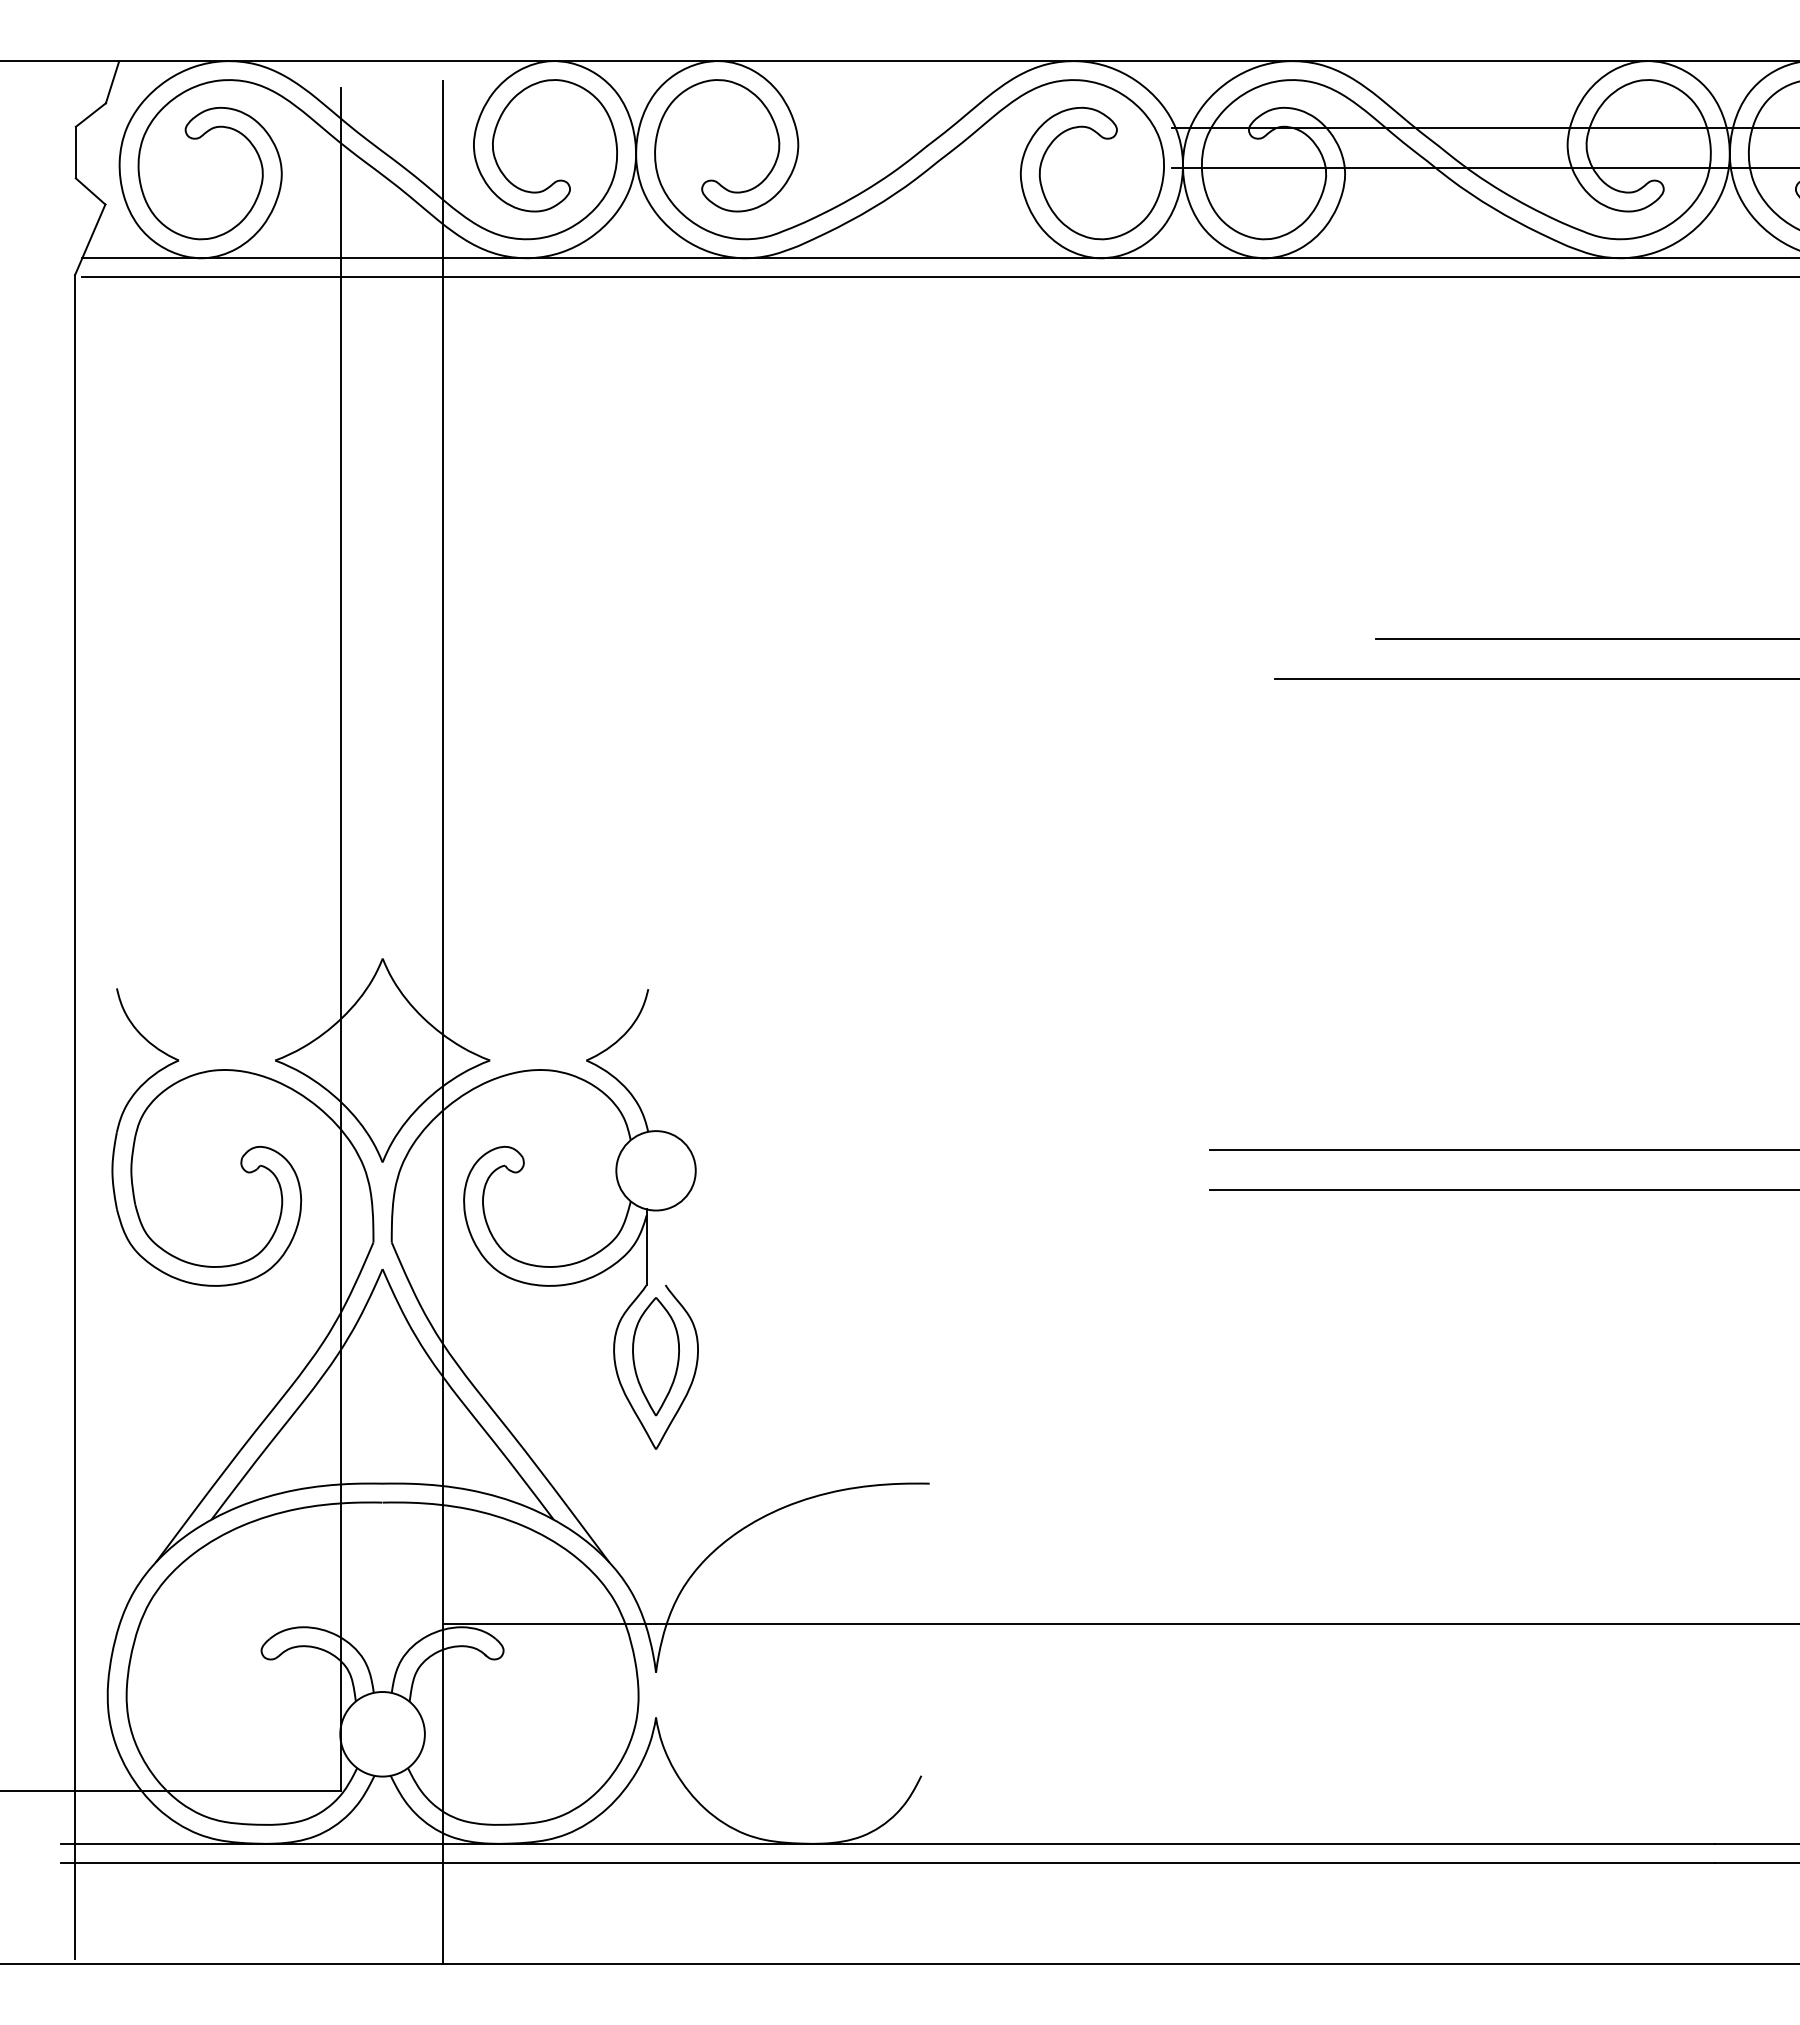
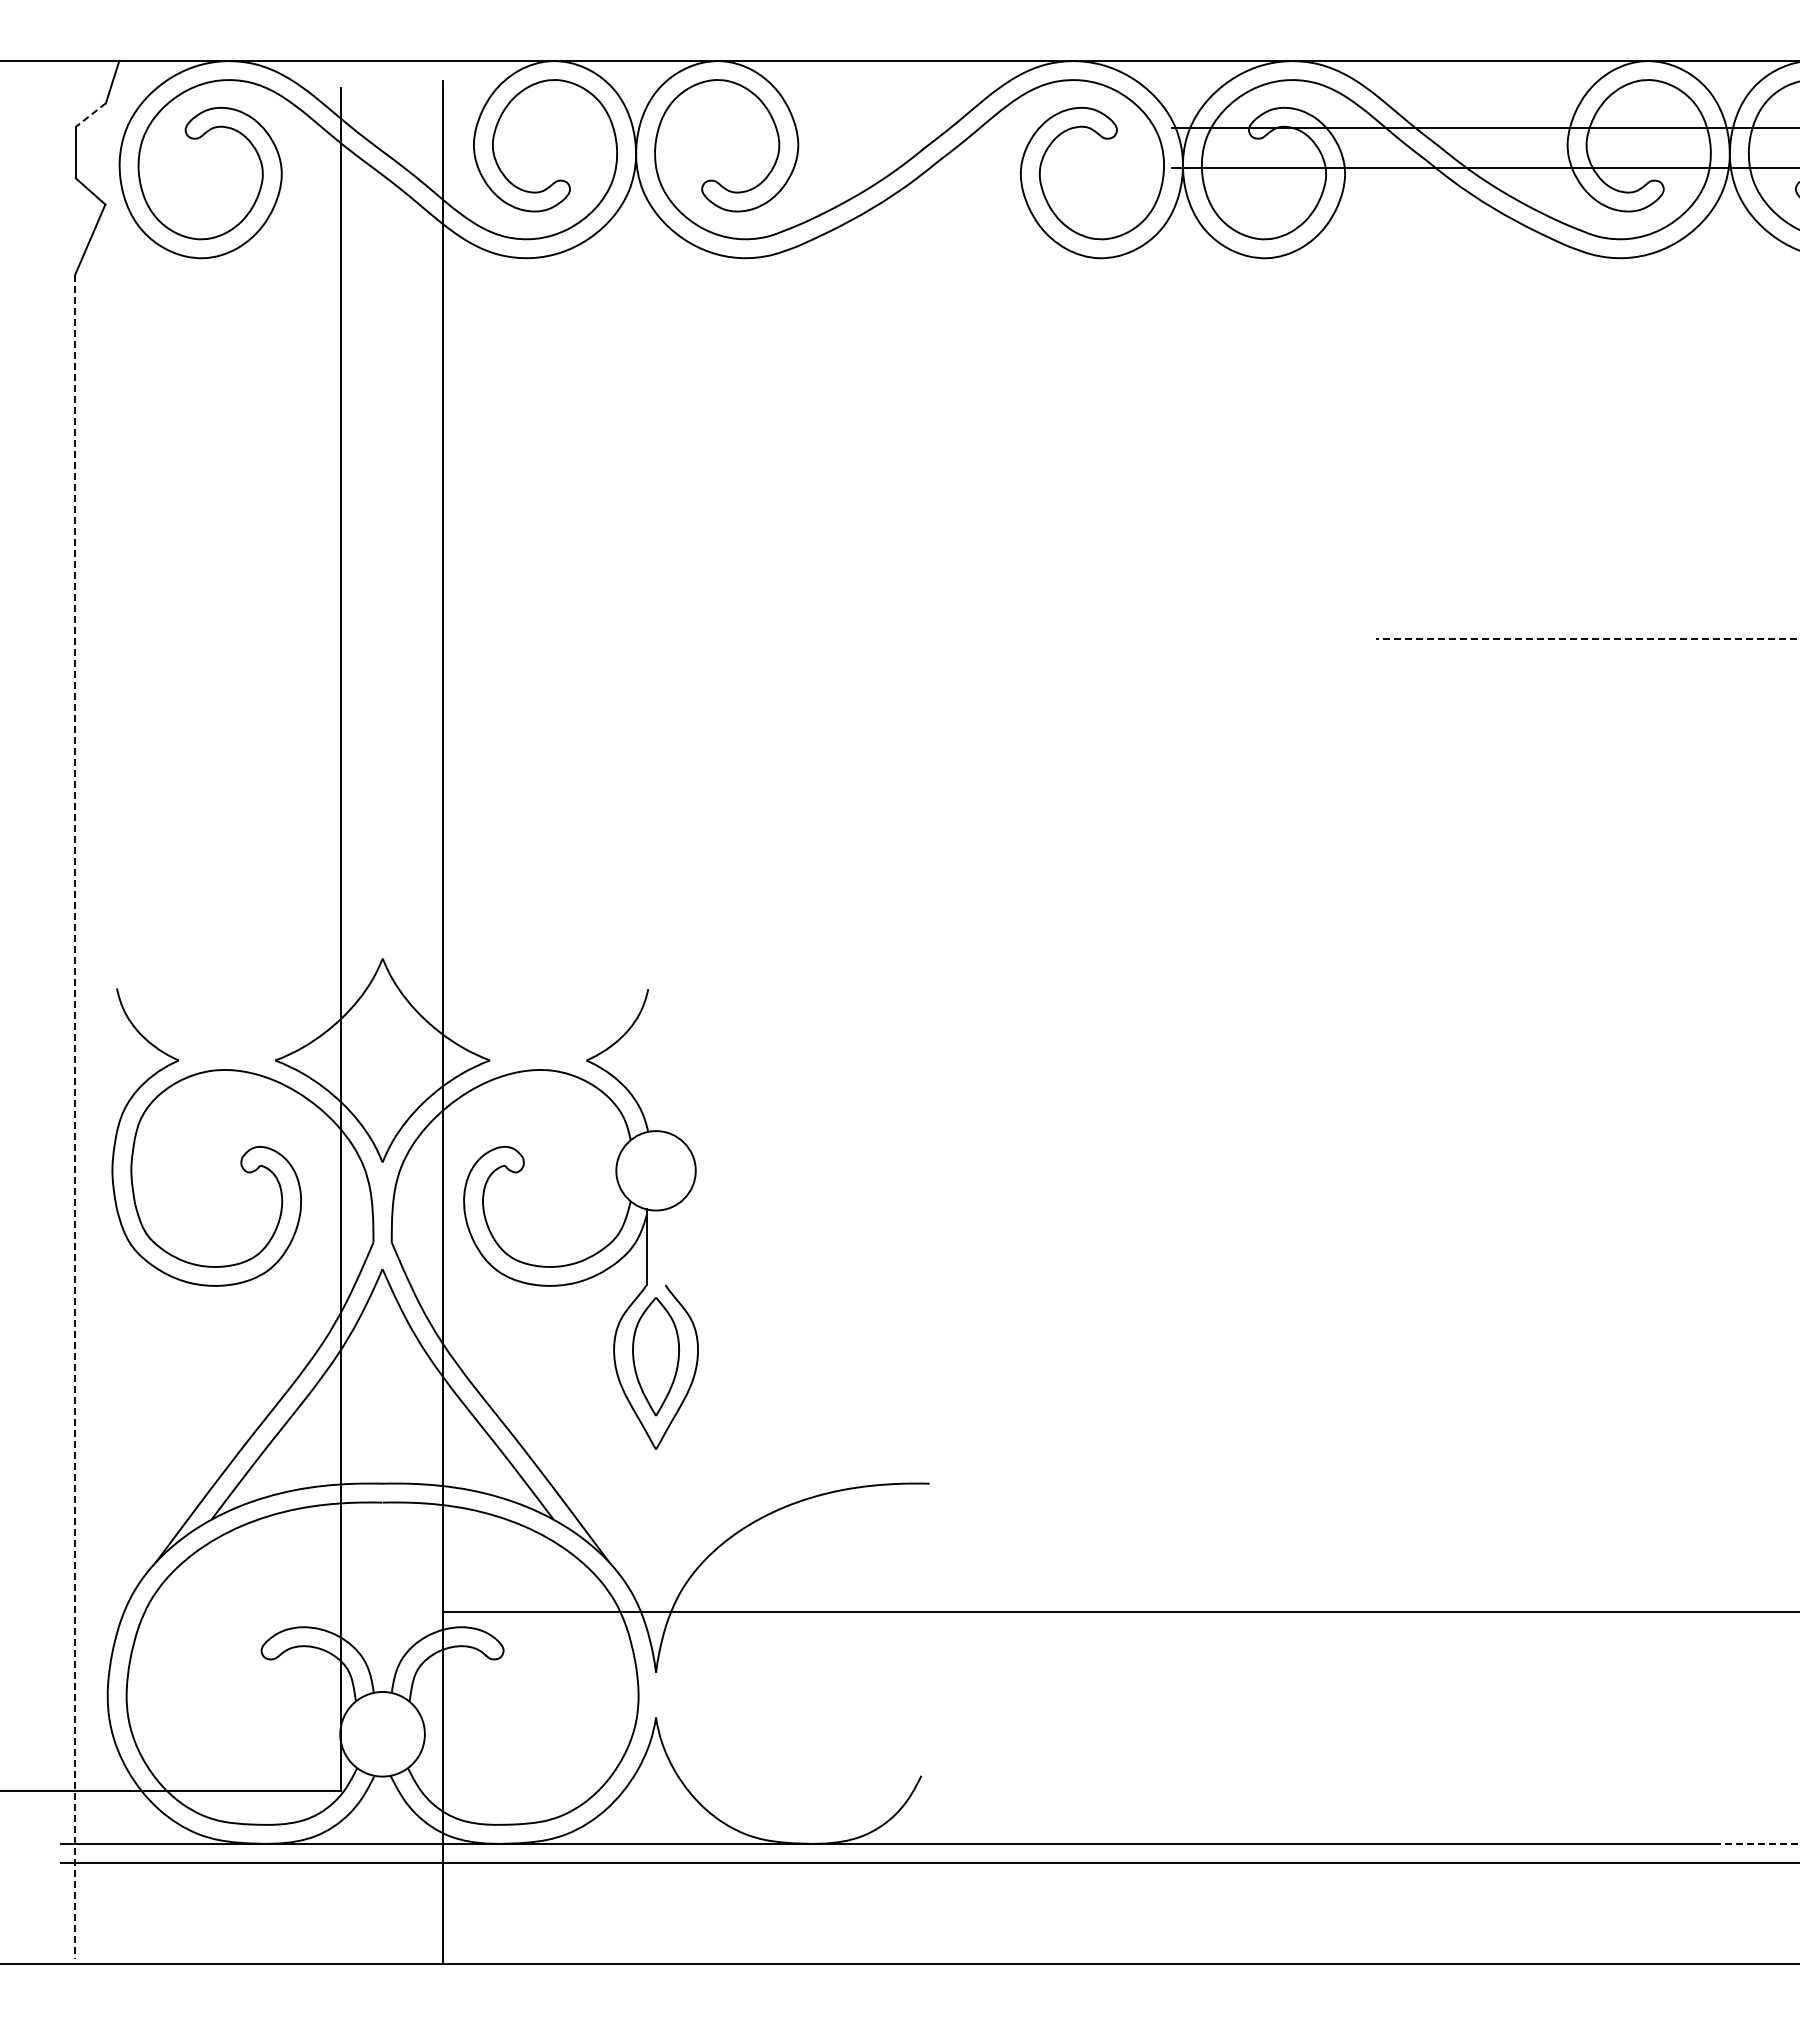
line: solid -> dashed (90, 115)
line: present -> none (939, 258)
line: present -> none (939, 277)
line: solid -> dashed (1587, 638)
line: present -> none (1535, 678)
line: solid -> dashed (74, 1117)
line: present -> none (1502, 1149)
line: present -> none (1502, 1189)
line position: (1119, 1623) -> (1119, 1611) (1119, 1611)
line: solid -> dashed (1757, 1843)
